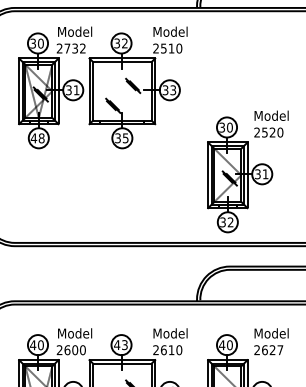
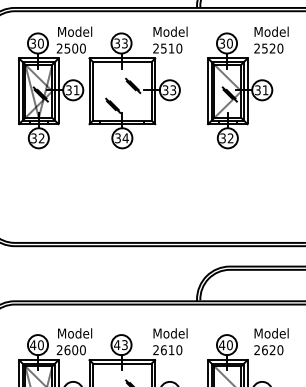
text: 32 -> 33 (124, 43)
text: 2732 -> 2500 (74, 48)
text: 48 -> 32 (37, 138)
text: 35 -> 34 (125, 138)
part position: (247, 171) -> (247, 87) (247, 87)
text: 2627 -> 2620 (280, 350)
